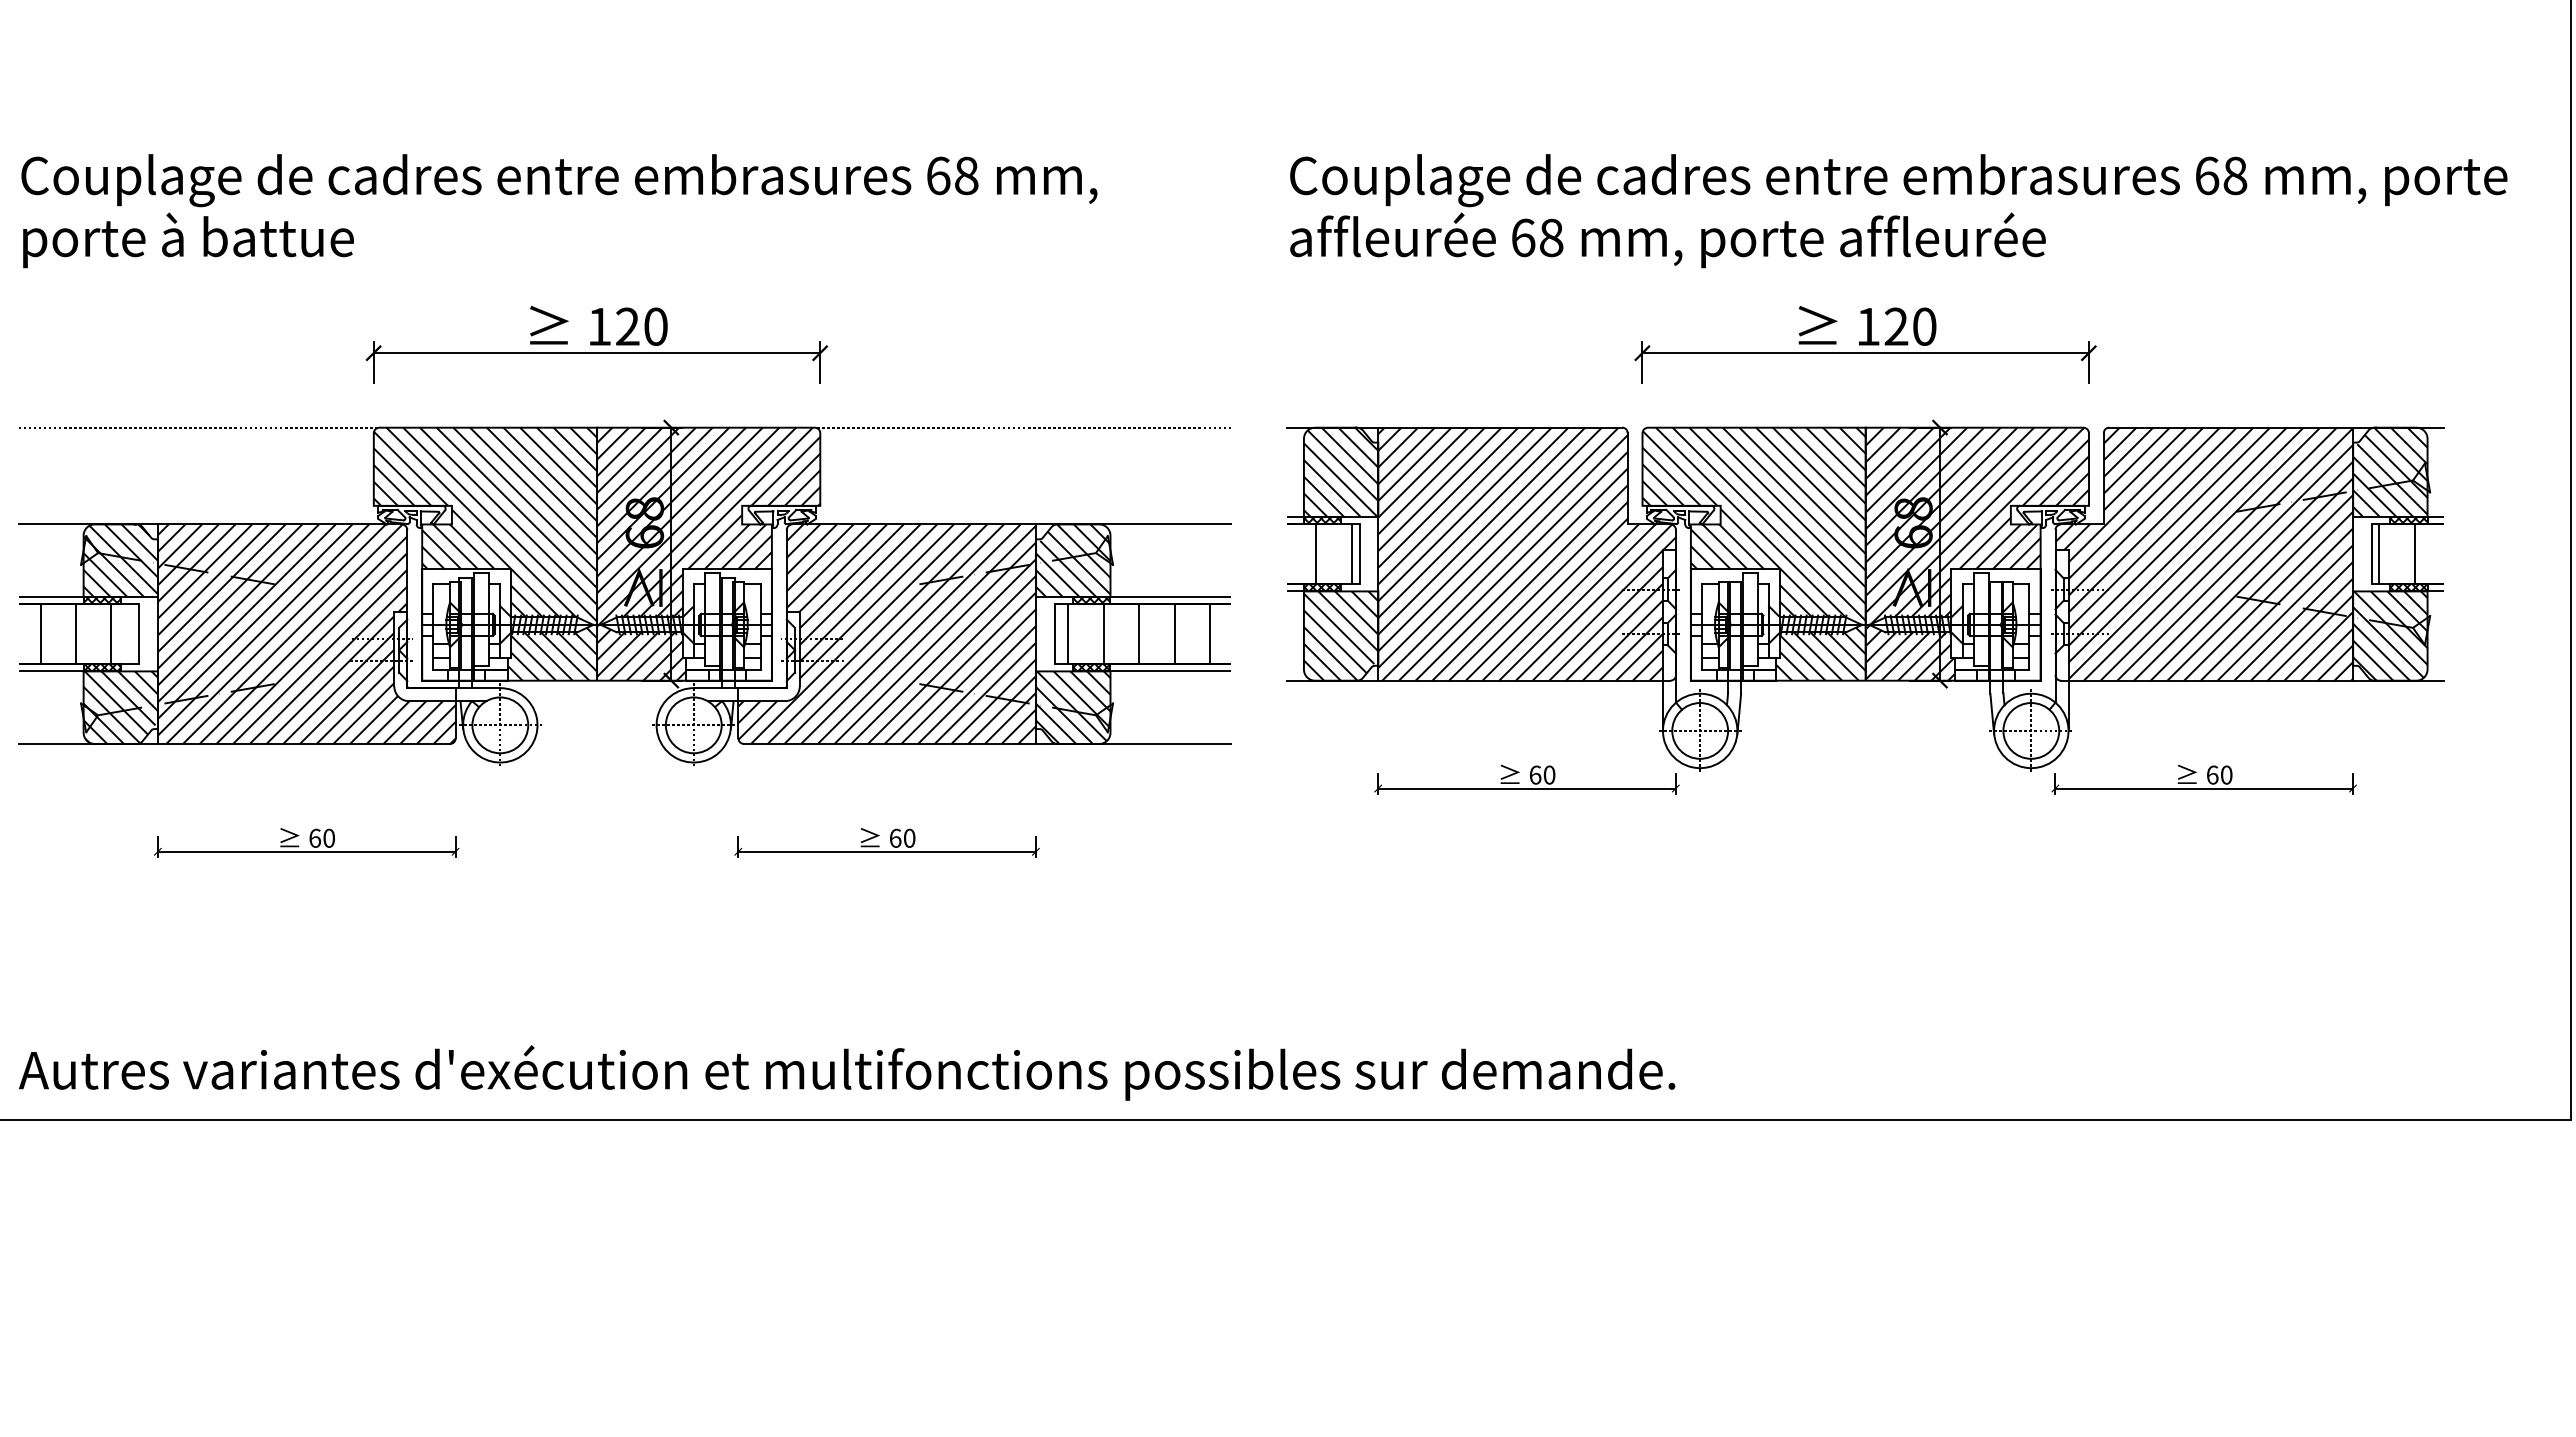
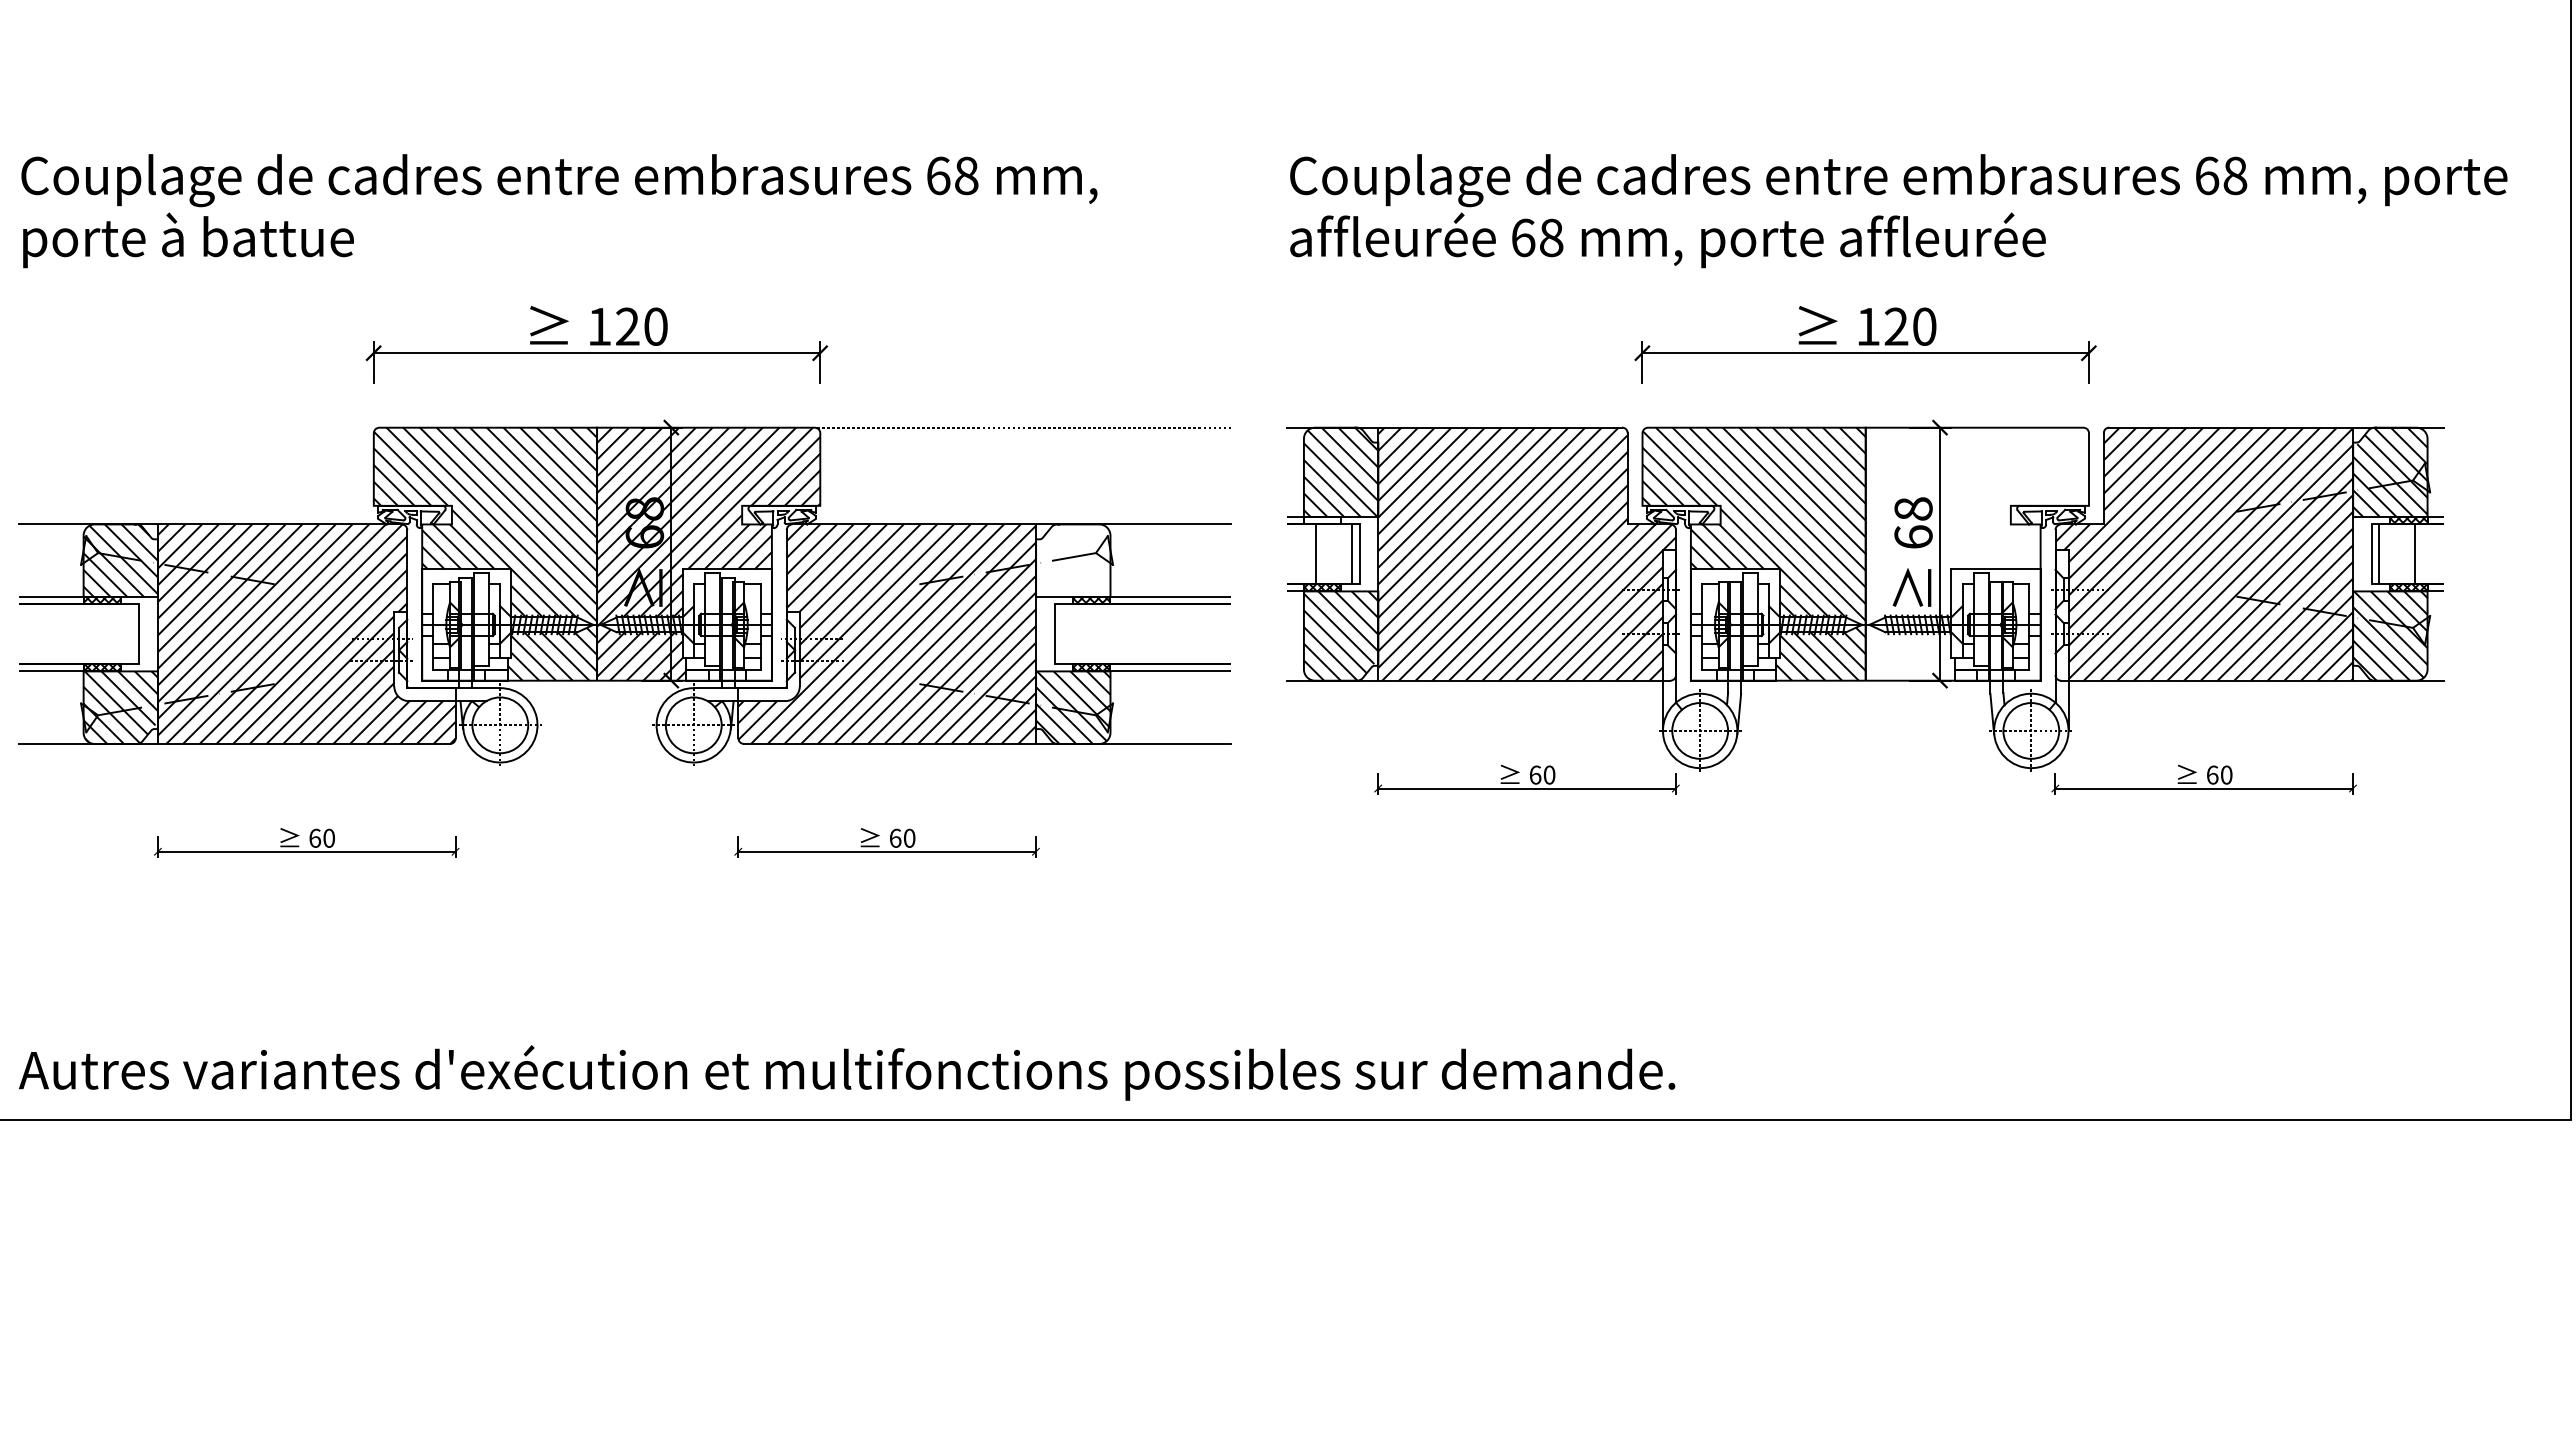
line: present -> none (198, 427)
hatch: present -> none (1322, 520)
hatch: present -> none (1976, 553)
hatch: present -> none (1073, 560)
hatch: present -> none (75, 633)
hatch: present -> none (1139, 633)
